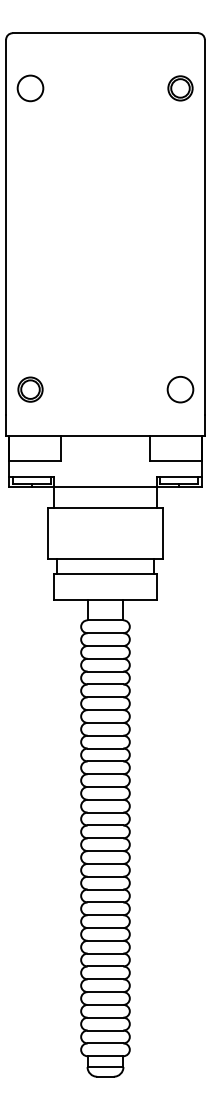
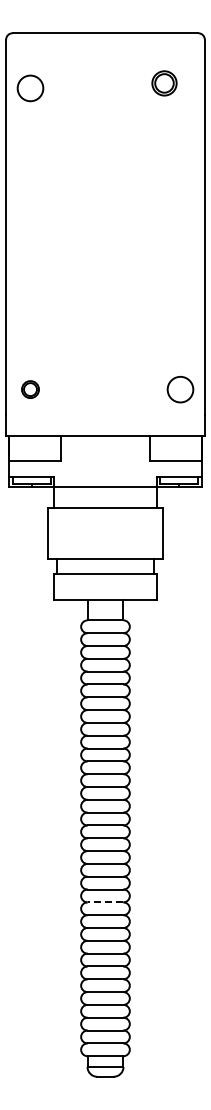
part position: (180, 88) -> (164, 83) (164, 83)
part size: 27x27 px -> 19x19 px (30, 389)
line: solid -> dashed (105, 902)
